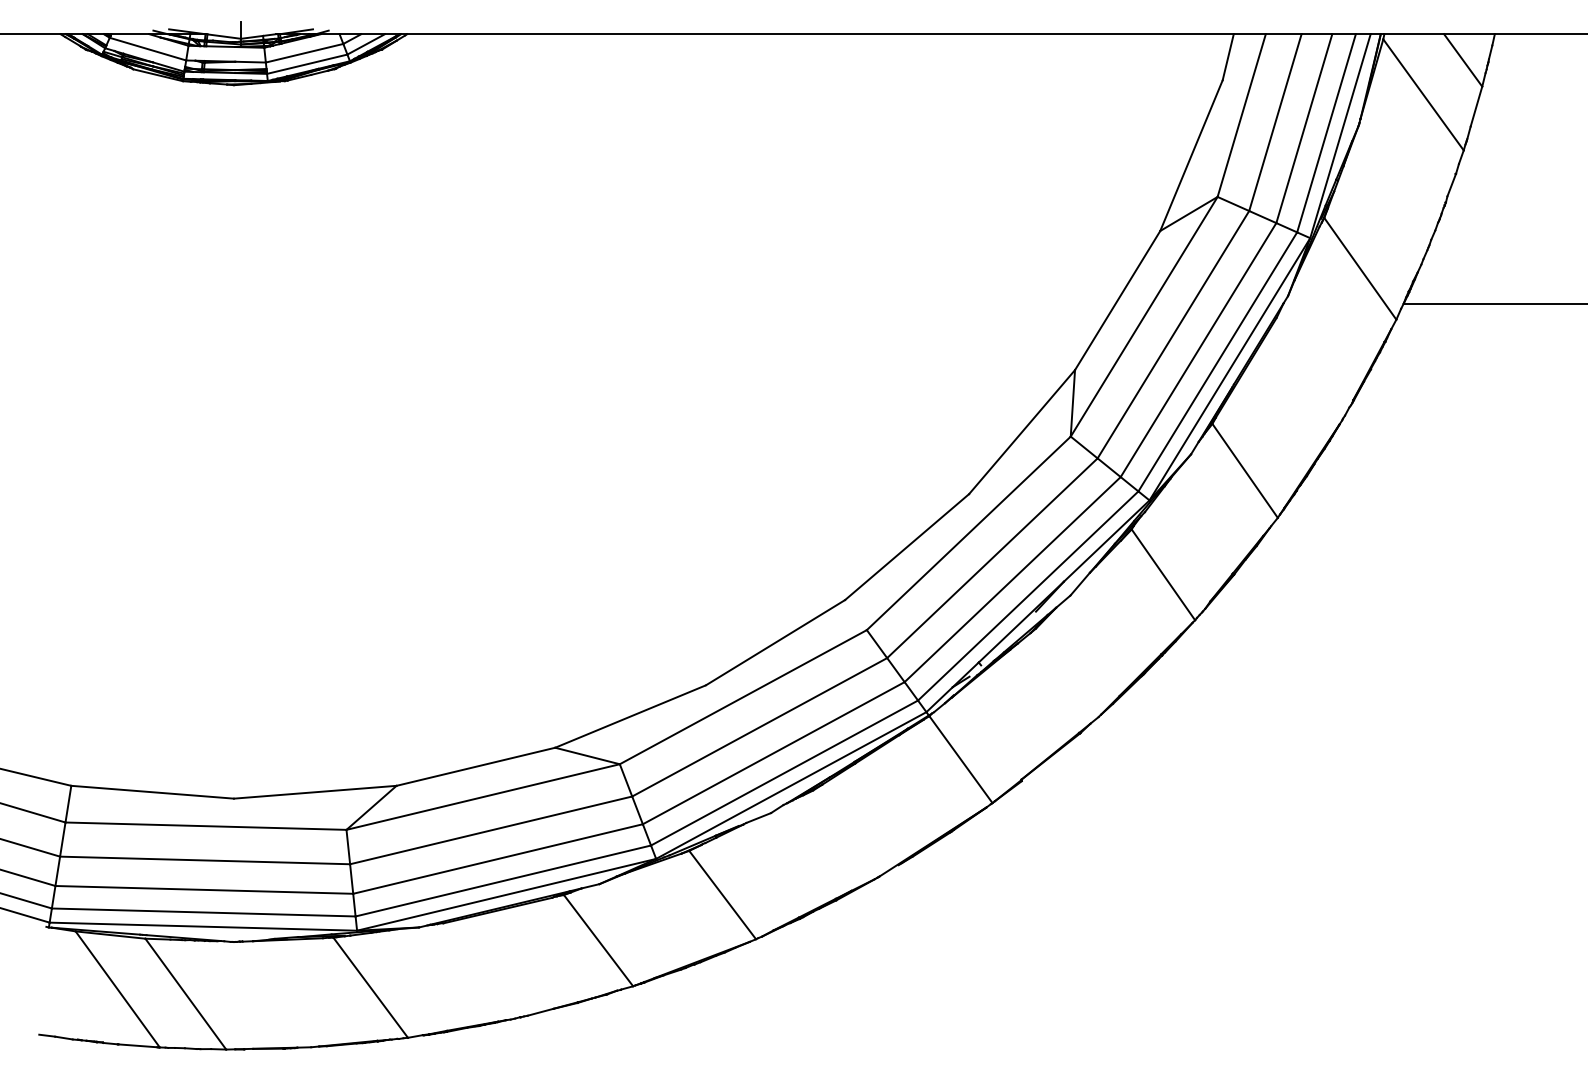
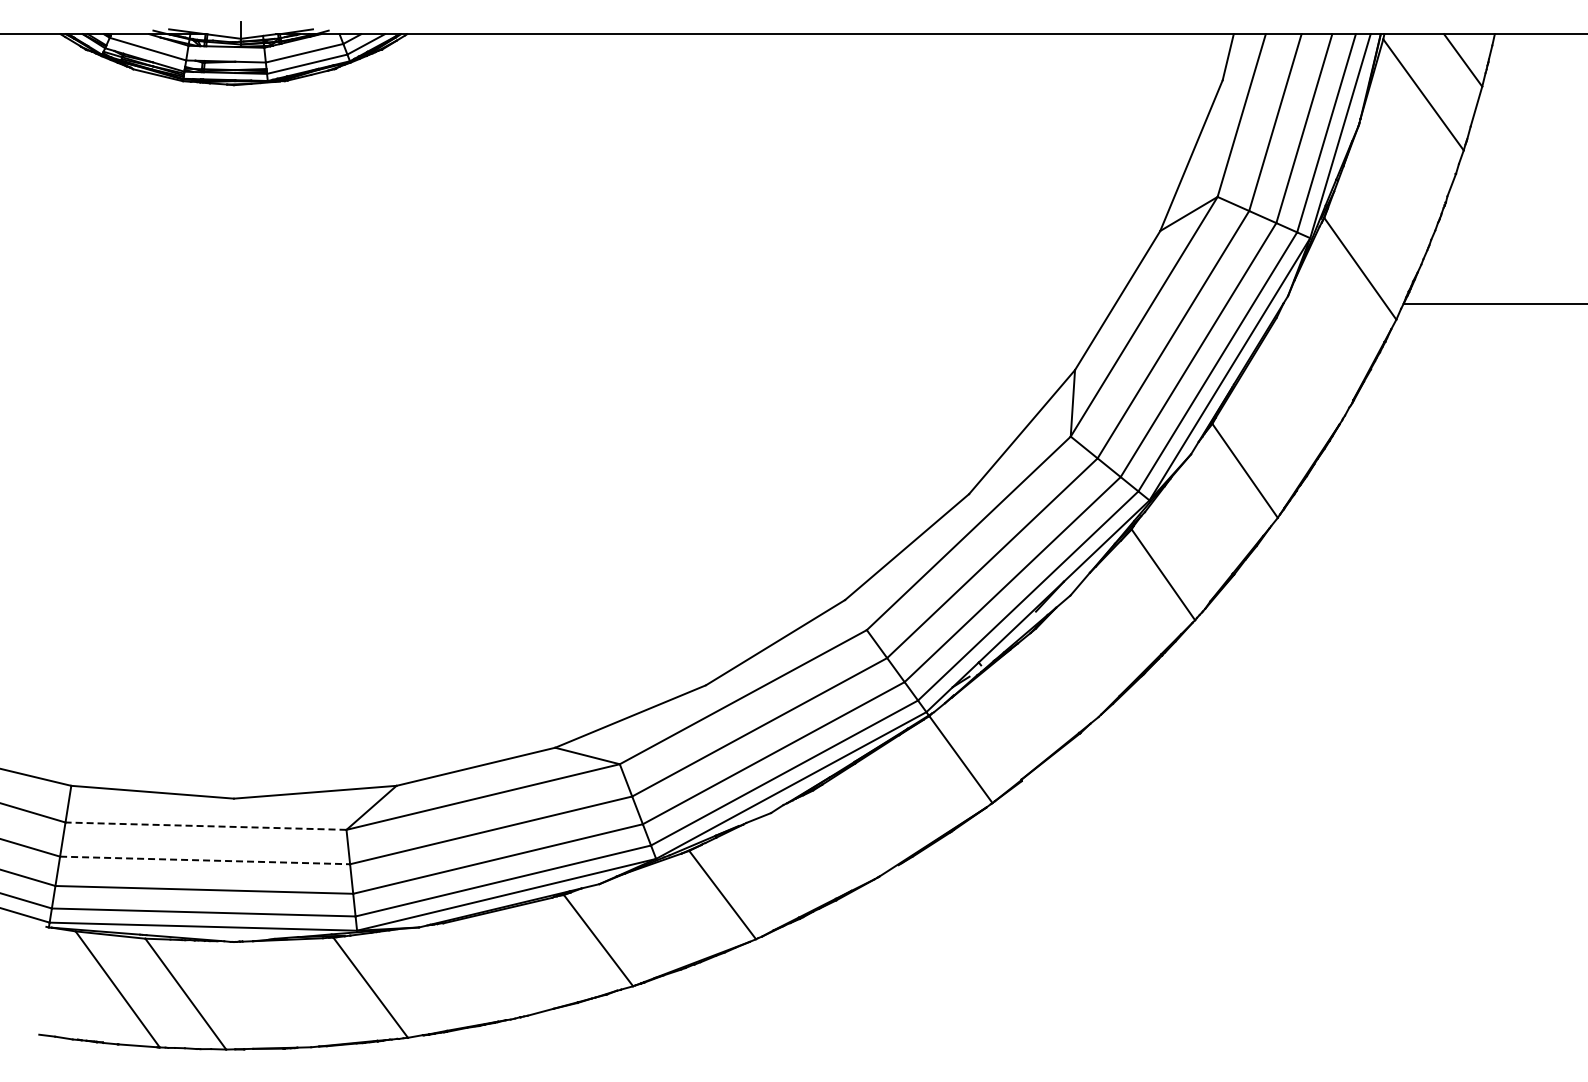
line: solid -> dashed (206, 826)
line: solid -> dashed (205, 860)
